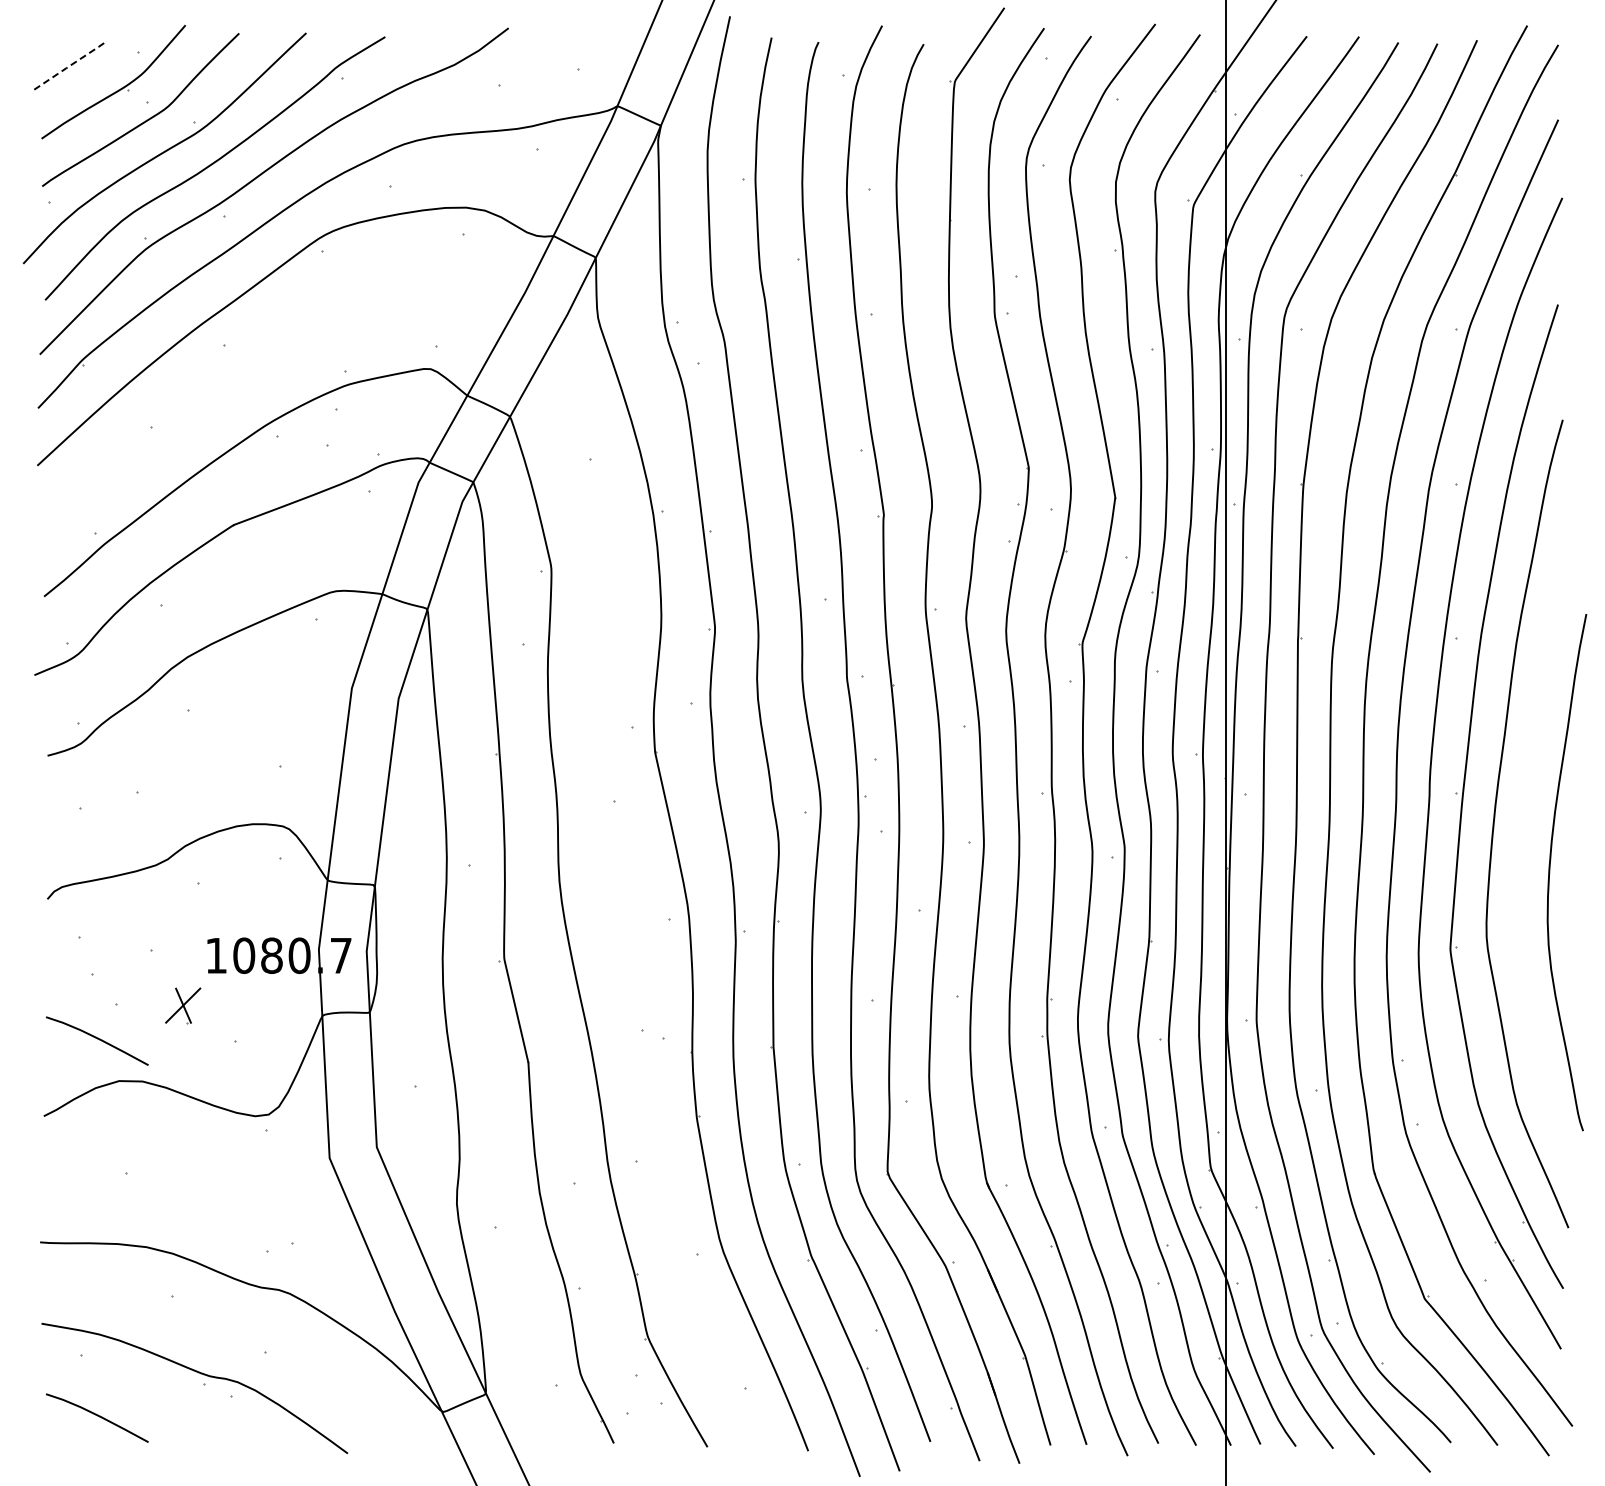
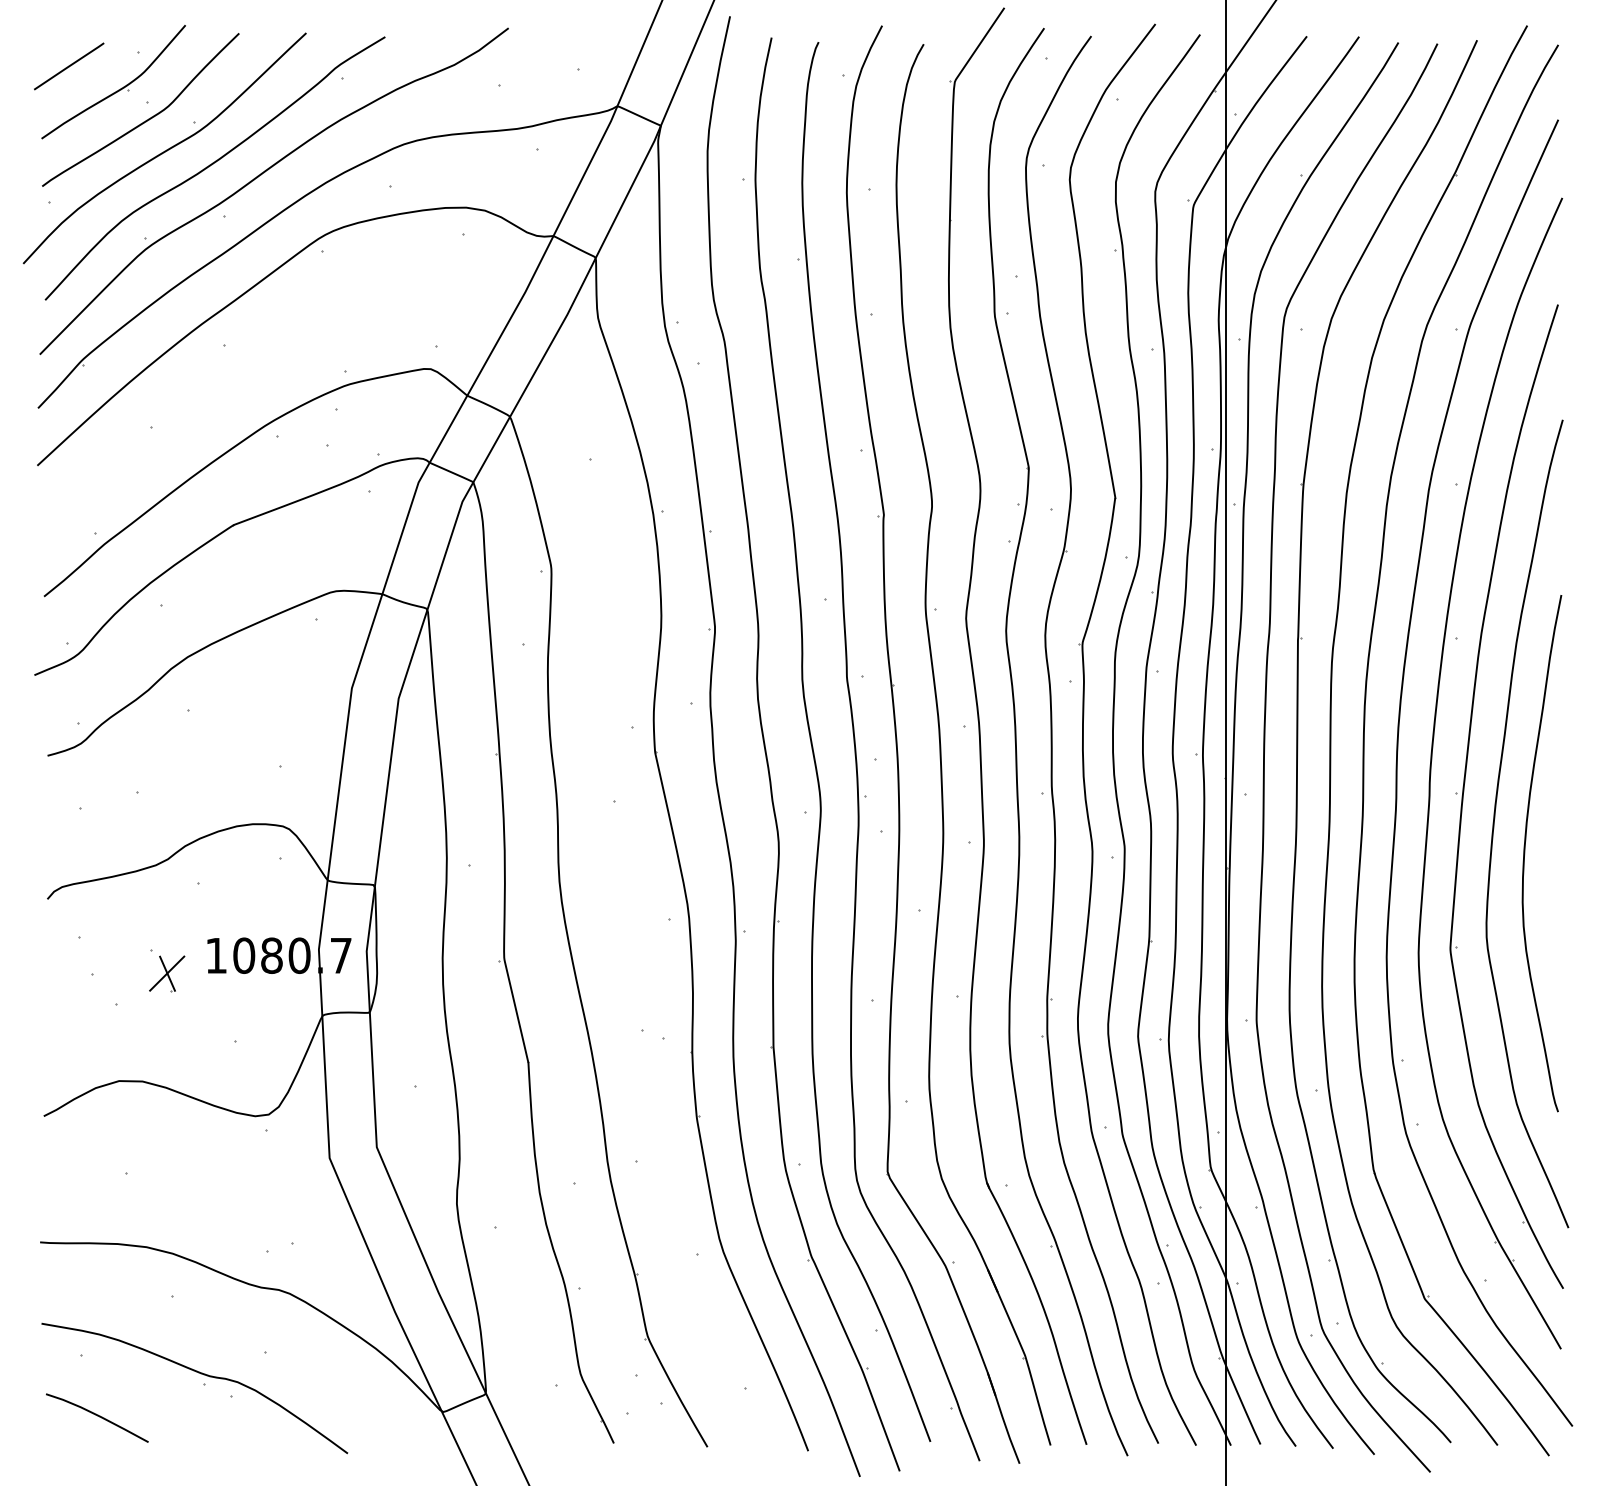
line: dashed -> solid (69, 66)
curve position: (1550, 872) -> (1525, 853) (1525, 853)
part position: (183, 1005) -> (167, 973) (167, 973)
curve: present -> none (97, 1039)
